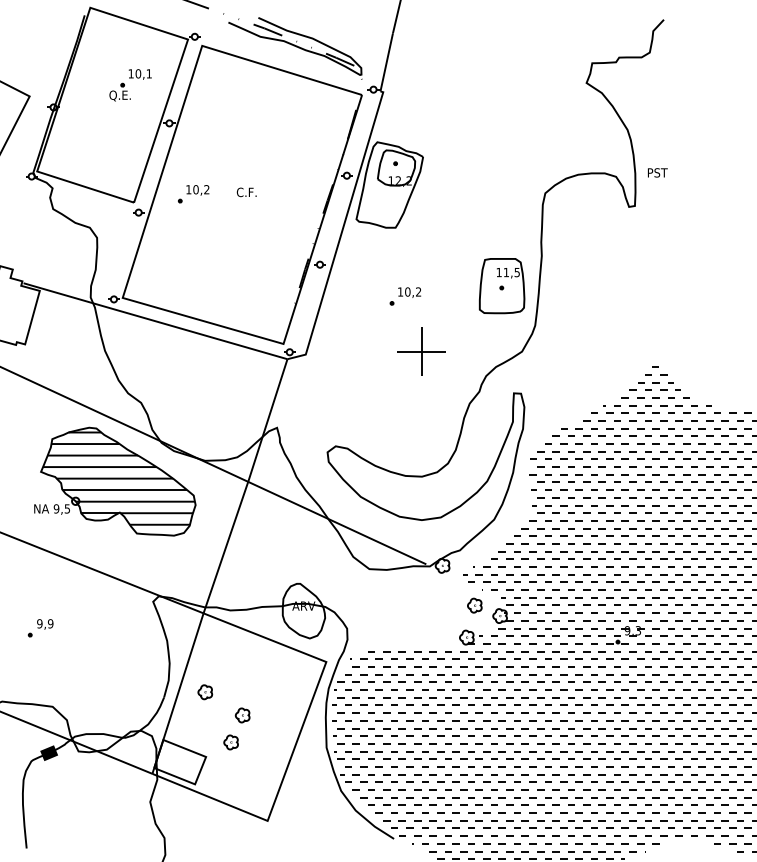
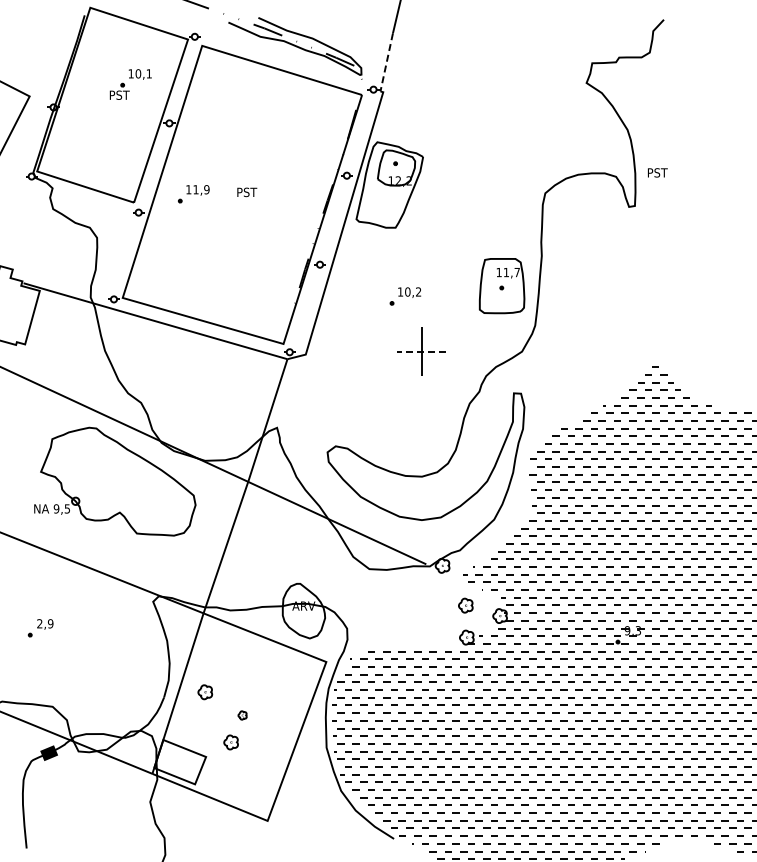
line: solid -> dashed (386, 62)
text: Q.E. -> PST (119, 95)
text: 10,2 -> 11,9 (201, 189)
text: C.F. -> PST (246, 192)
text: 11,5 -> 11,7 (516, 272)
line: solid -> dashed (421, 351)
hatch: present -> none (118, 478)
part position: (474, 605) -> (465, 605) (465, 605)
text: 9,9 -> 2,9 (39, 623)
part size: 17x17 px -> 11x11 px (242, 715)
